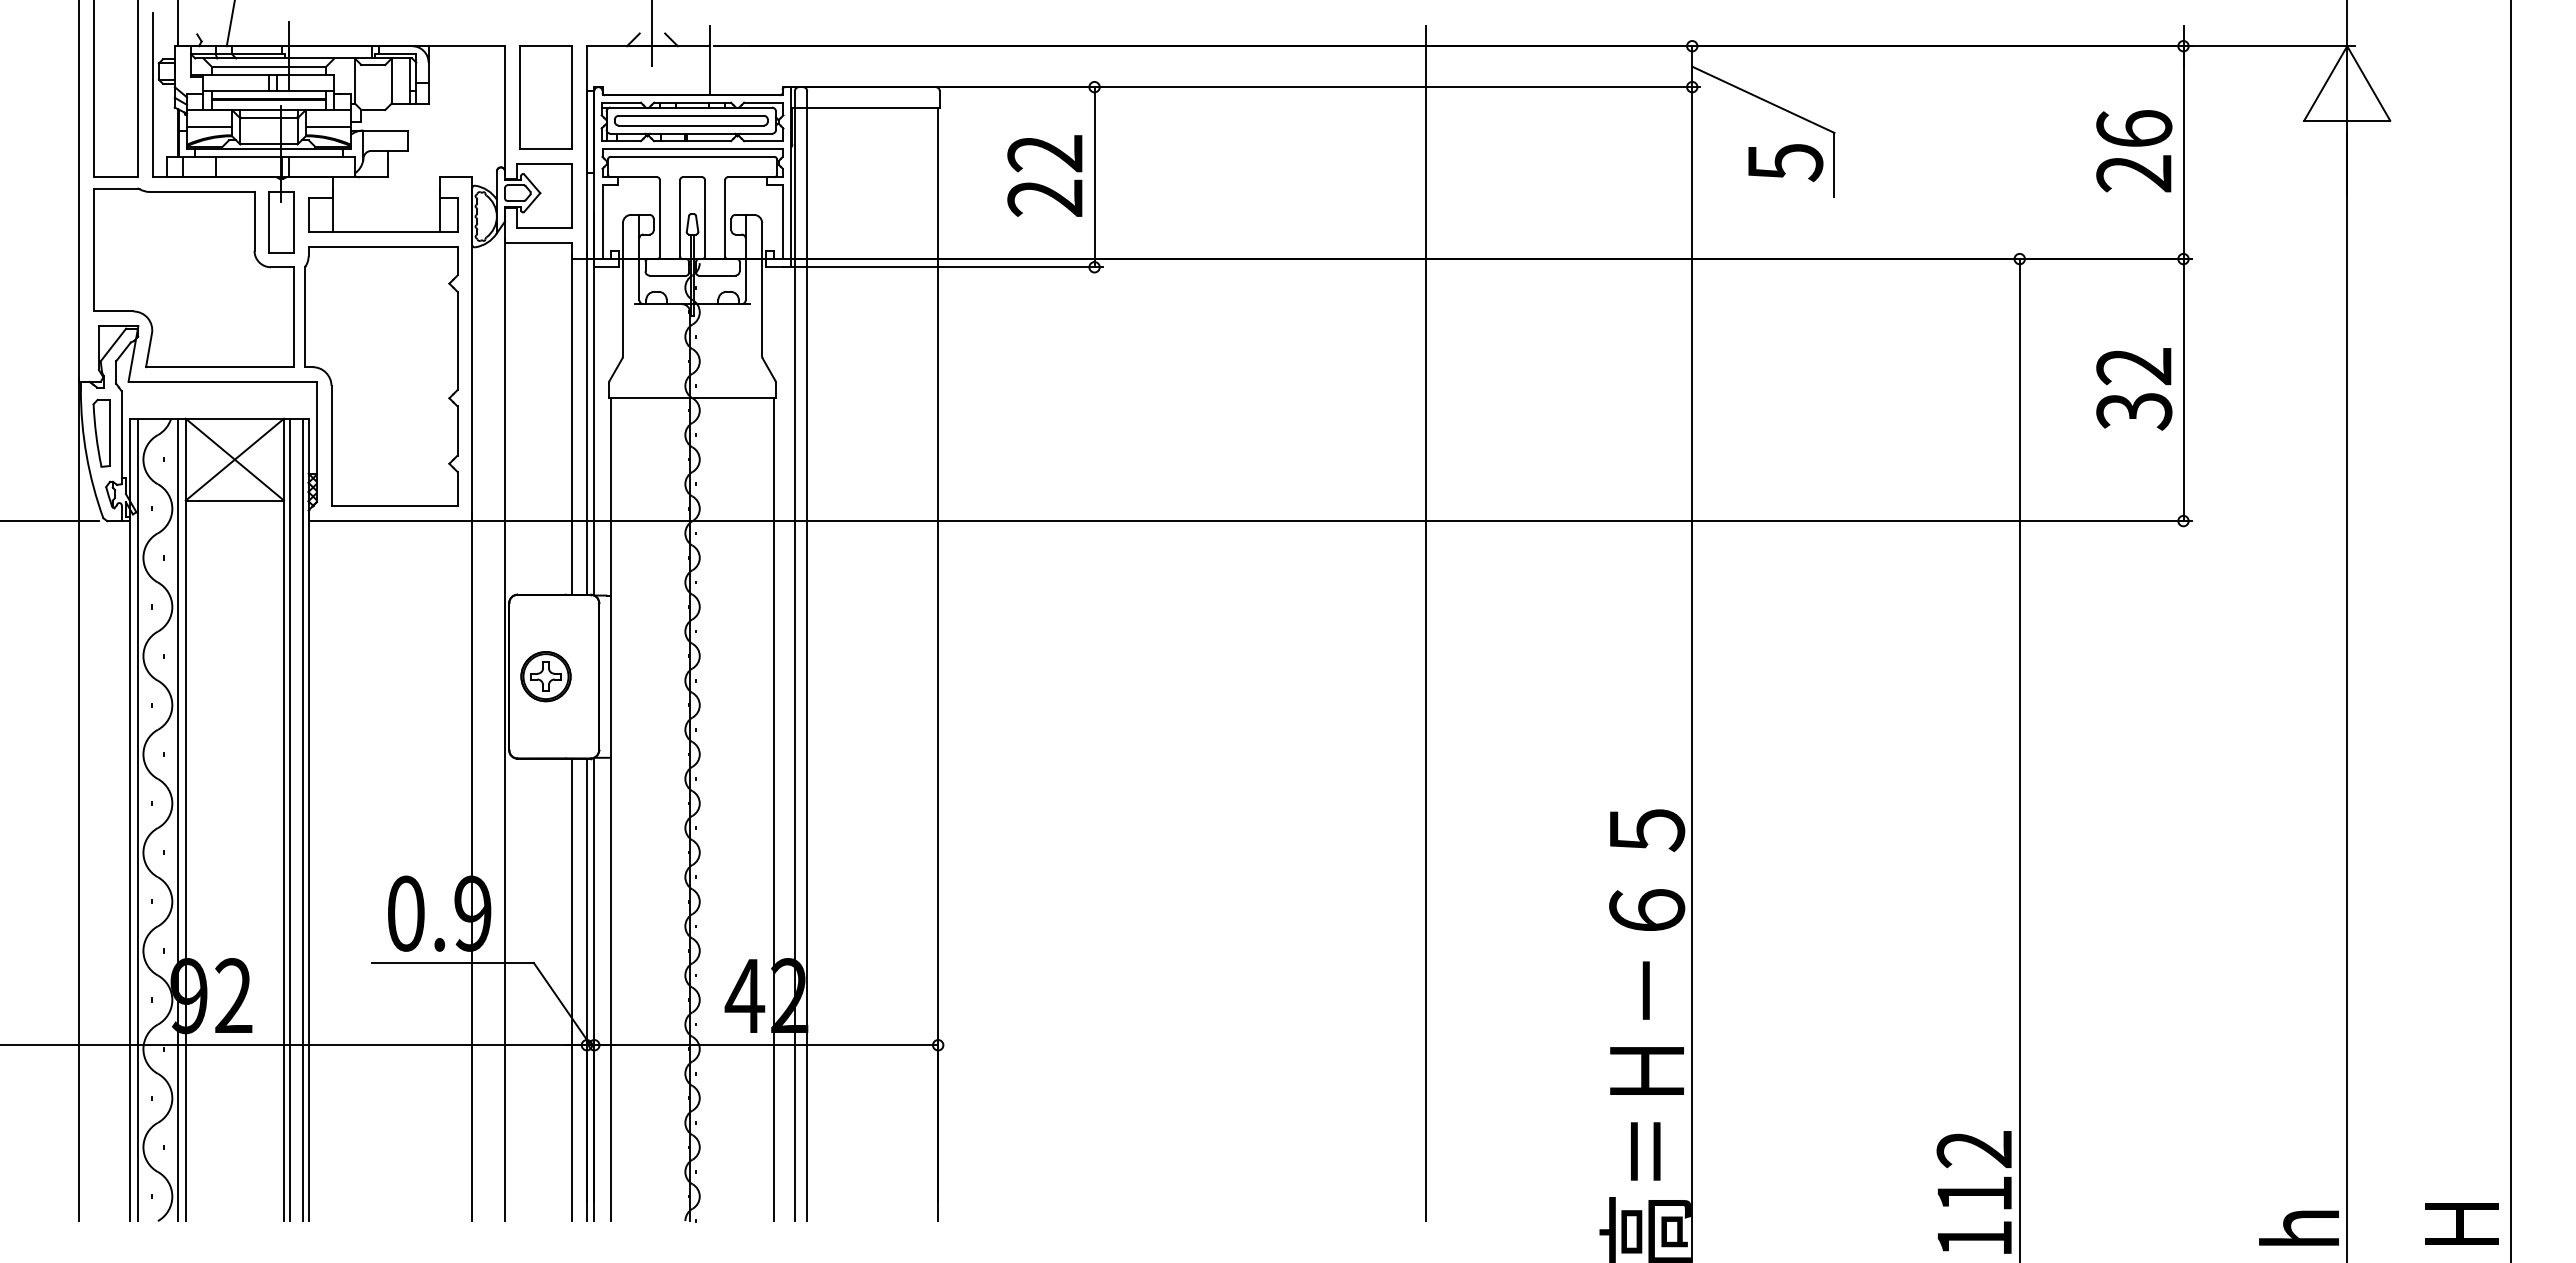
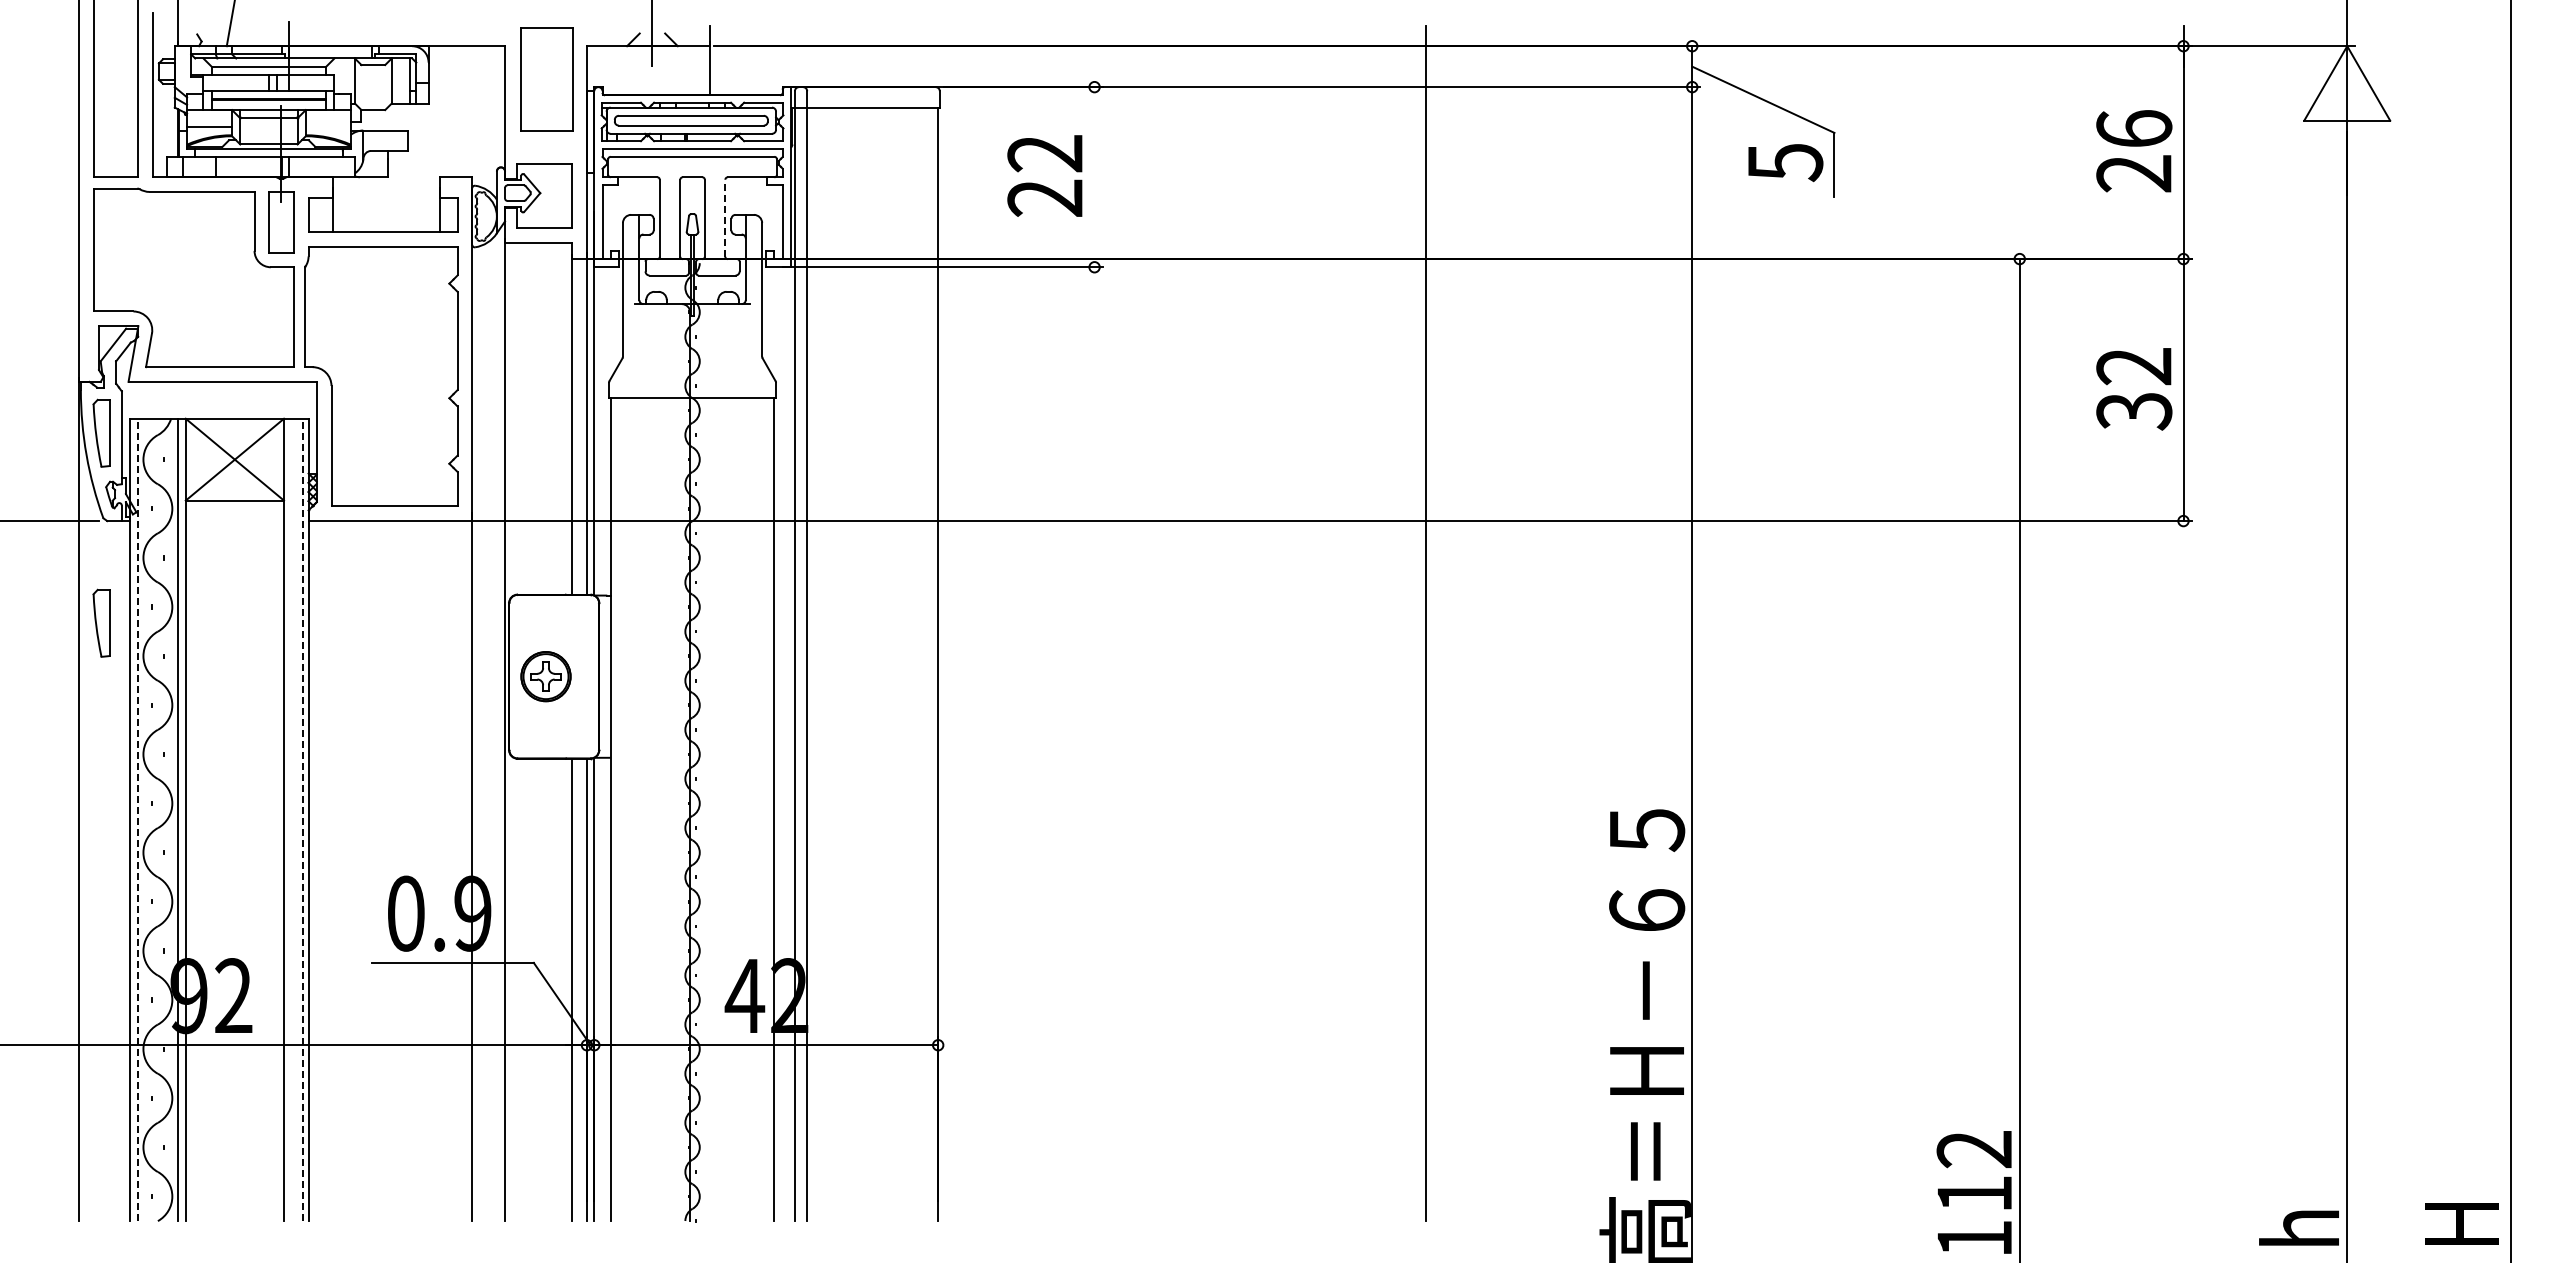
part position: (545, 97) -> (546, 79) (546, 79)
line: present -> none (327, 126)
line: present -> none (1094, 177)
line: solid -> dashed (725, 217)
part: none -> present (101, 622)
line: solid -> dashed (138, 819)
line: present -> none (289, 819)
line: solid -> dashed (302, 819)
